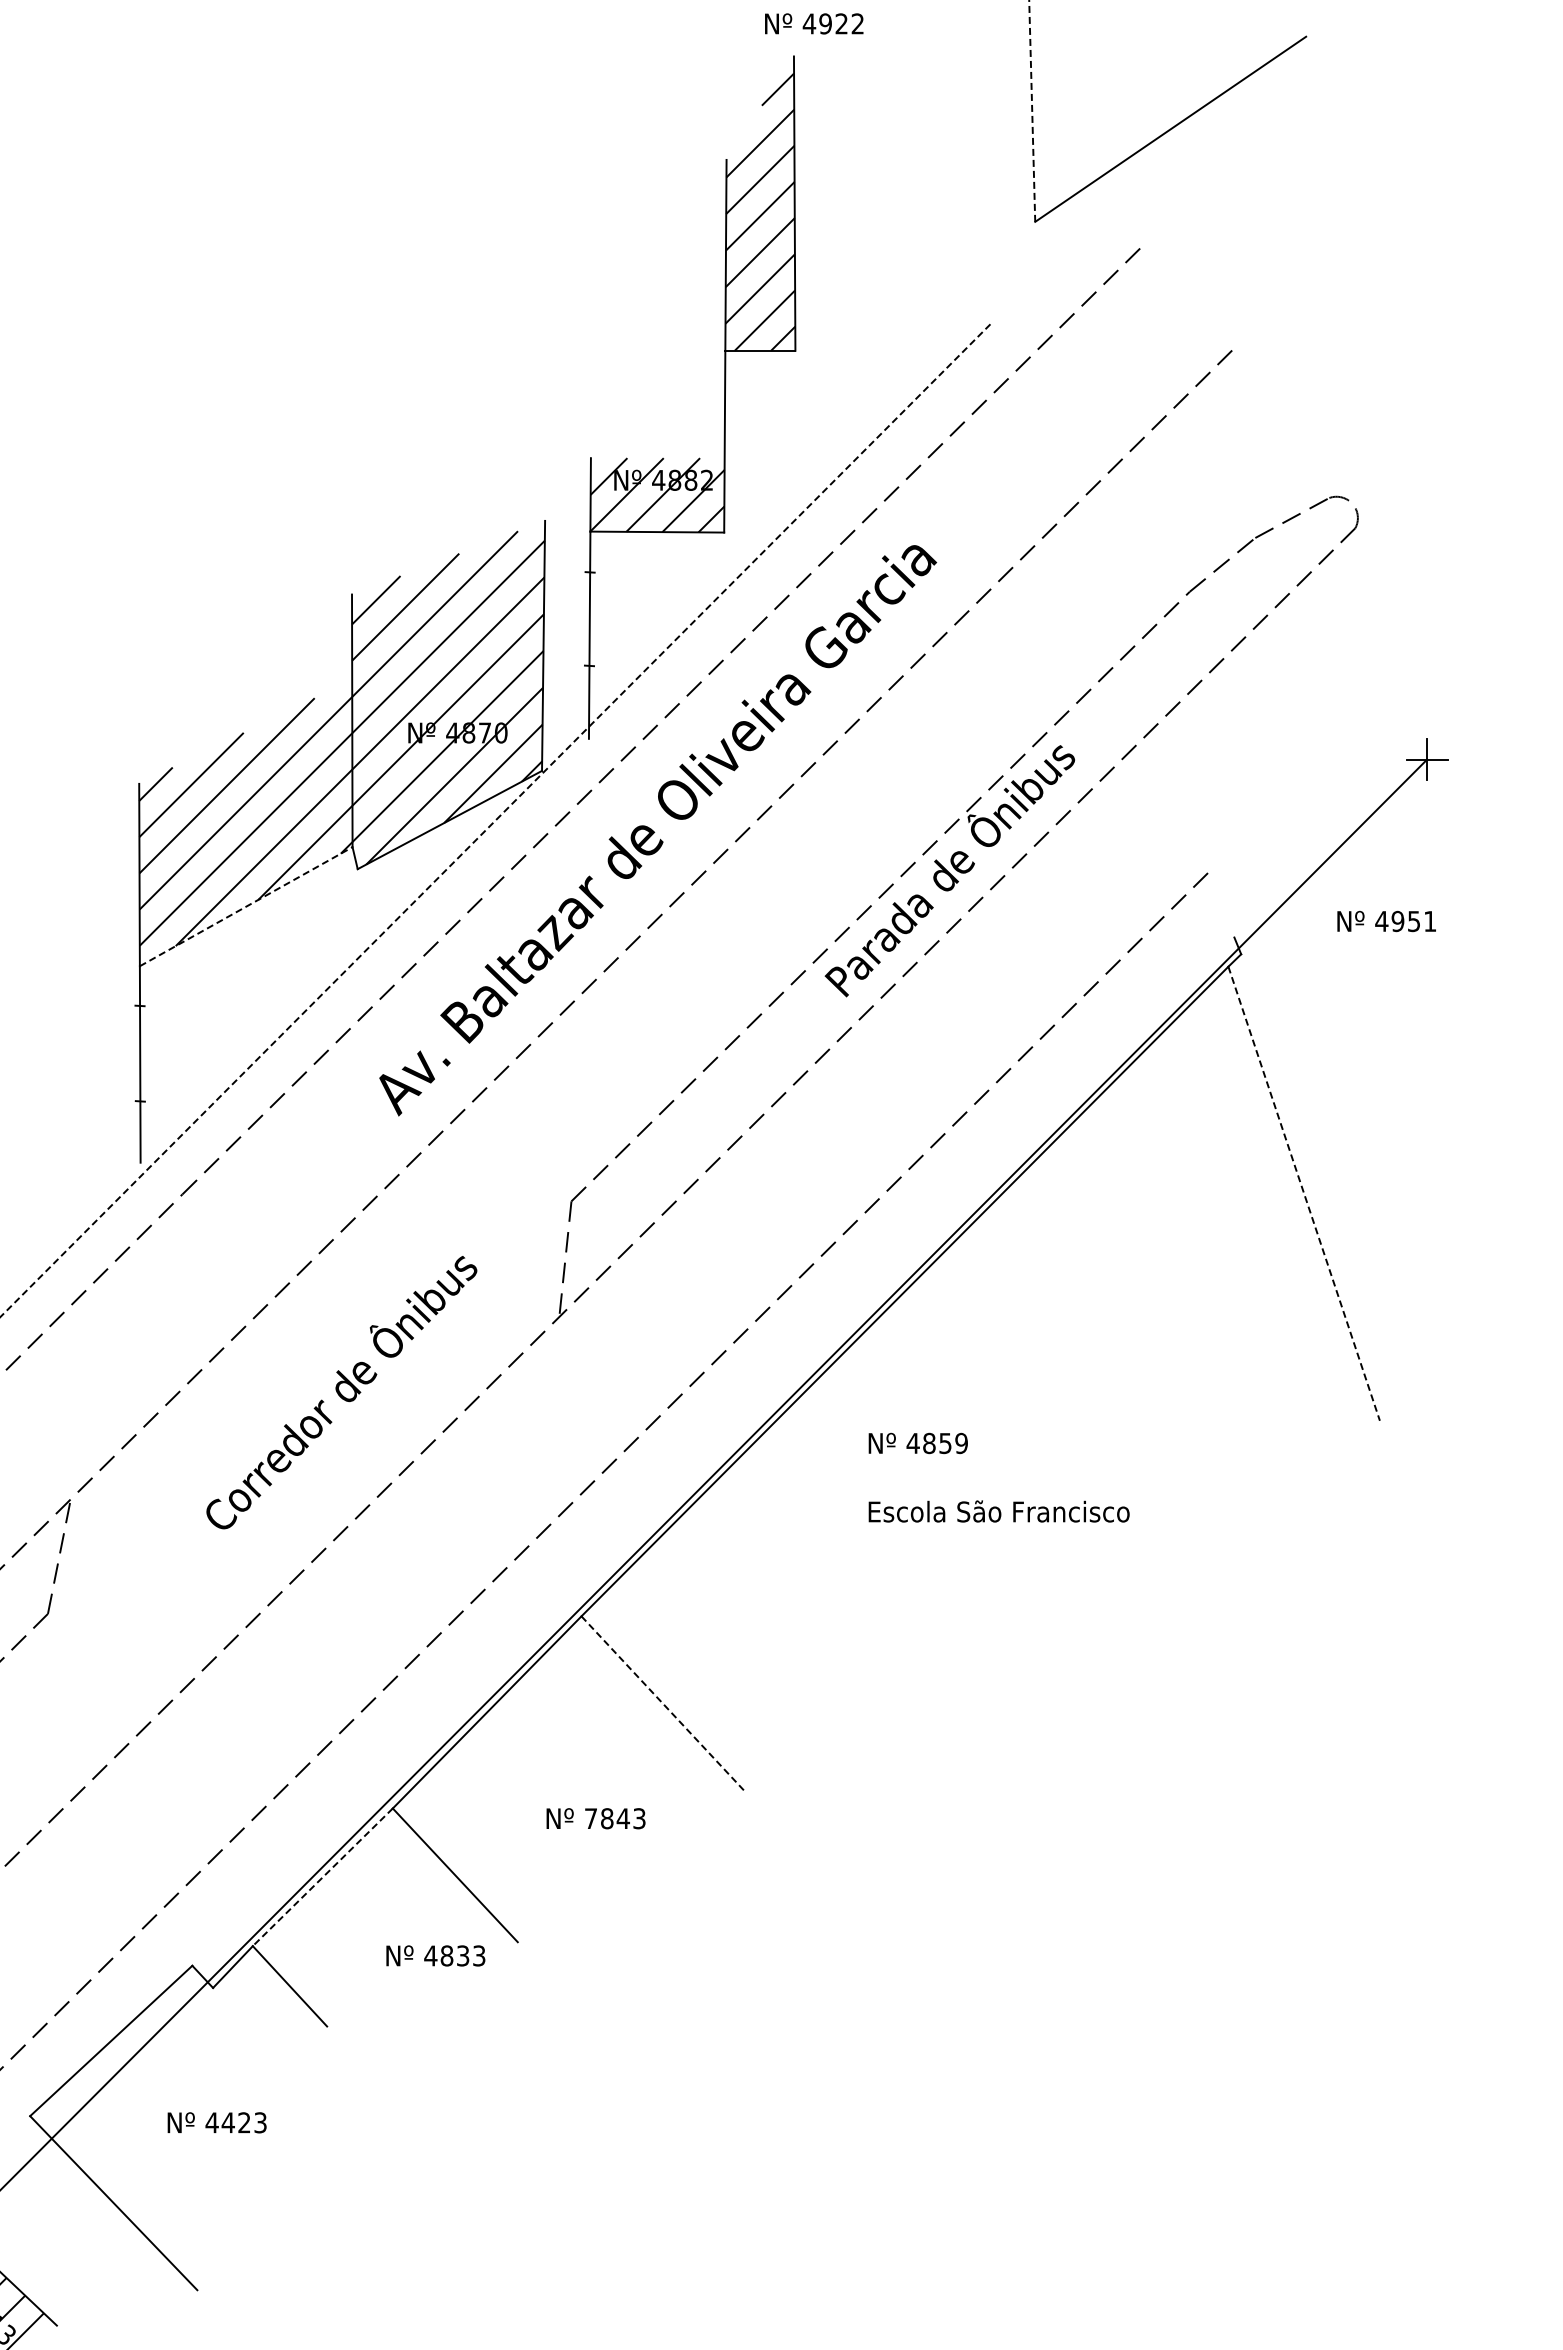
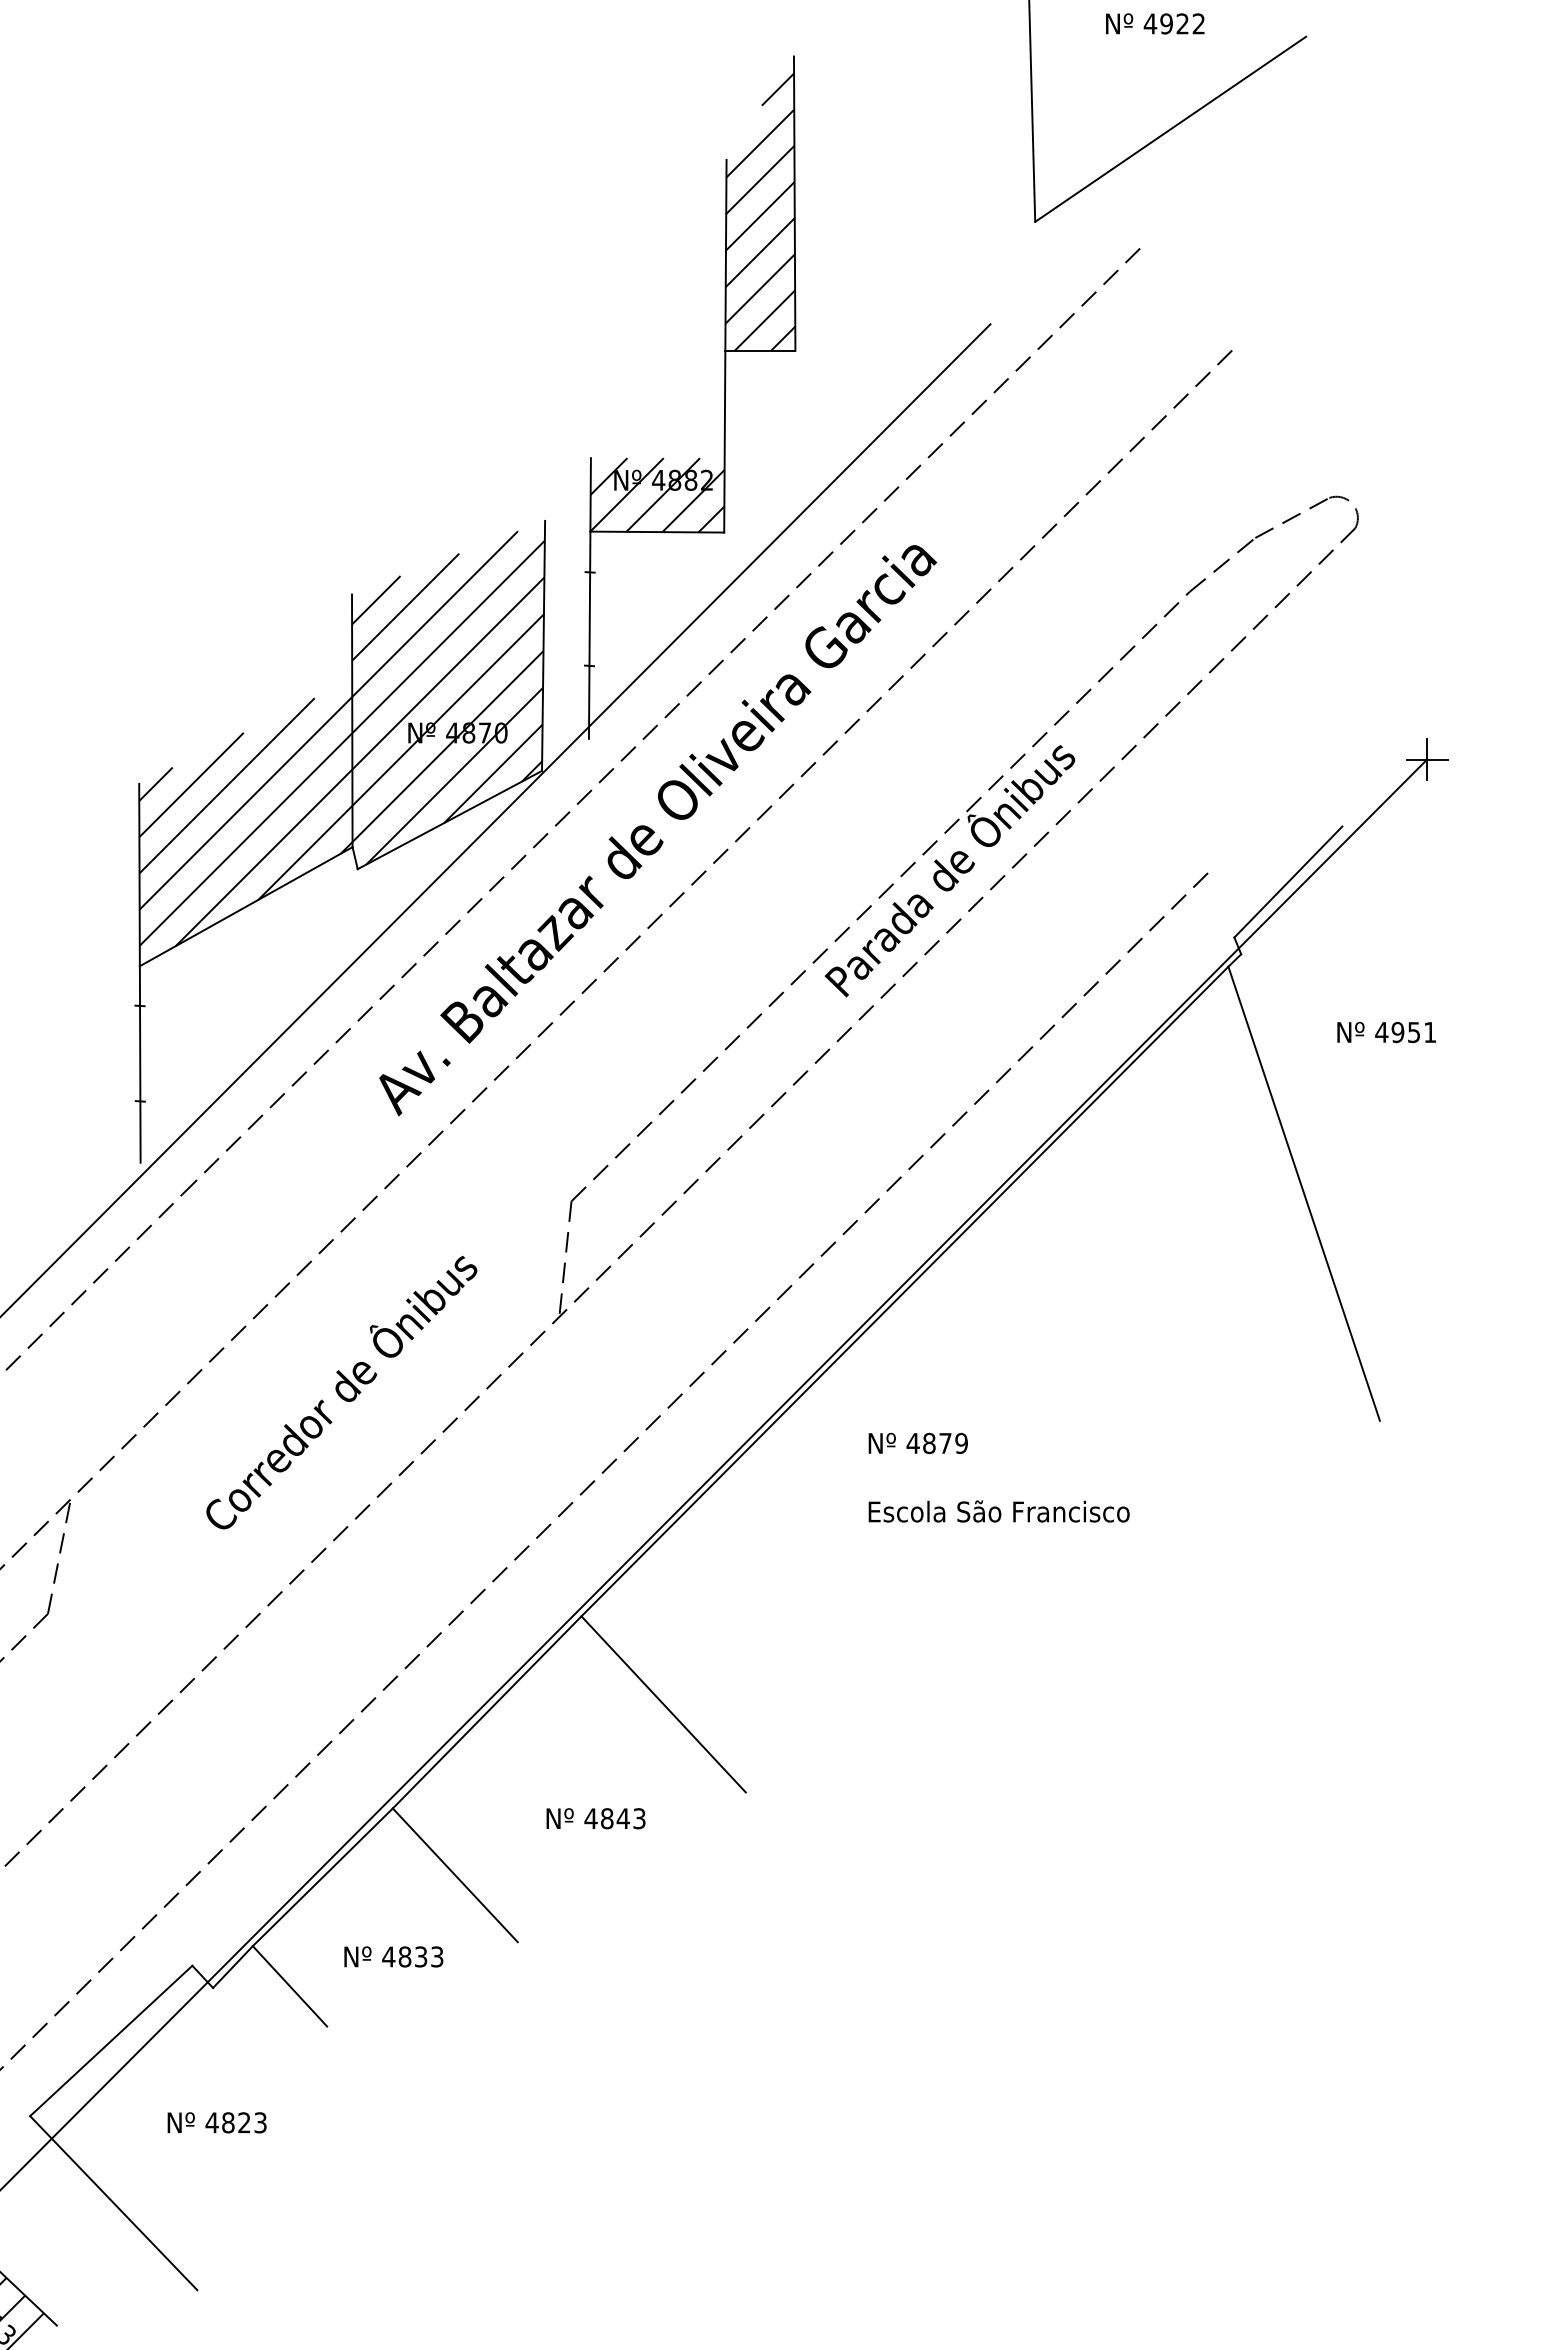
text position: (814, 23) -> (1155, 23) (1155, 23)
line: dashed -> solid (1032, 111)
line: dashed -> solid (494, 821)
line: none -> present (1288, 881)
line: dashed -> solid (246, 906)
text position: (1386, 921) -> (1386, 1032) (1386, 1032)
line: dashed -> solid (1304, 1194)
text: 4859 -> 4879 (945, 1443)
line: dashed -> solid (663, 1704)
text: 7843 -> 4843 (590, 1818)
line: dashed -> solid (322, 1877)
text position: (435, 1955) -> (393, 1956) (393, 1956)
text: 4423 -> 4823 (227, 2122)
